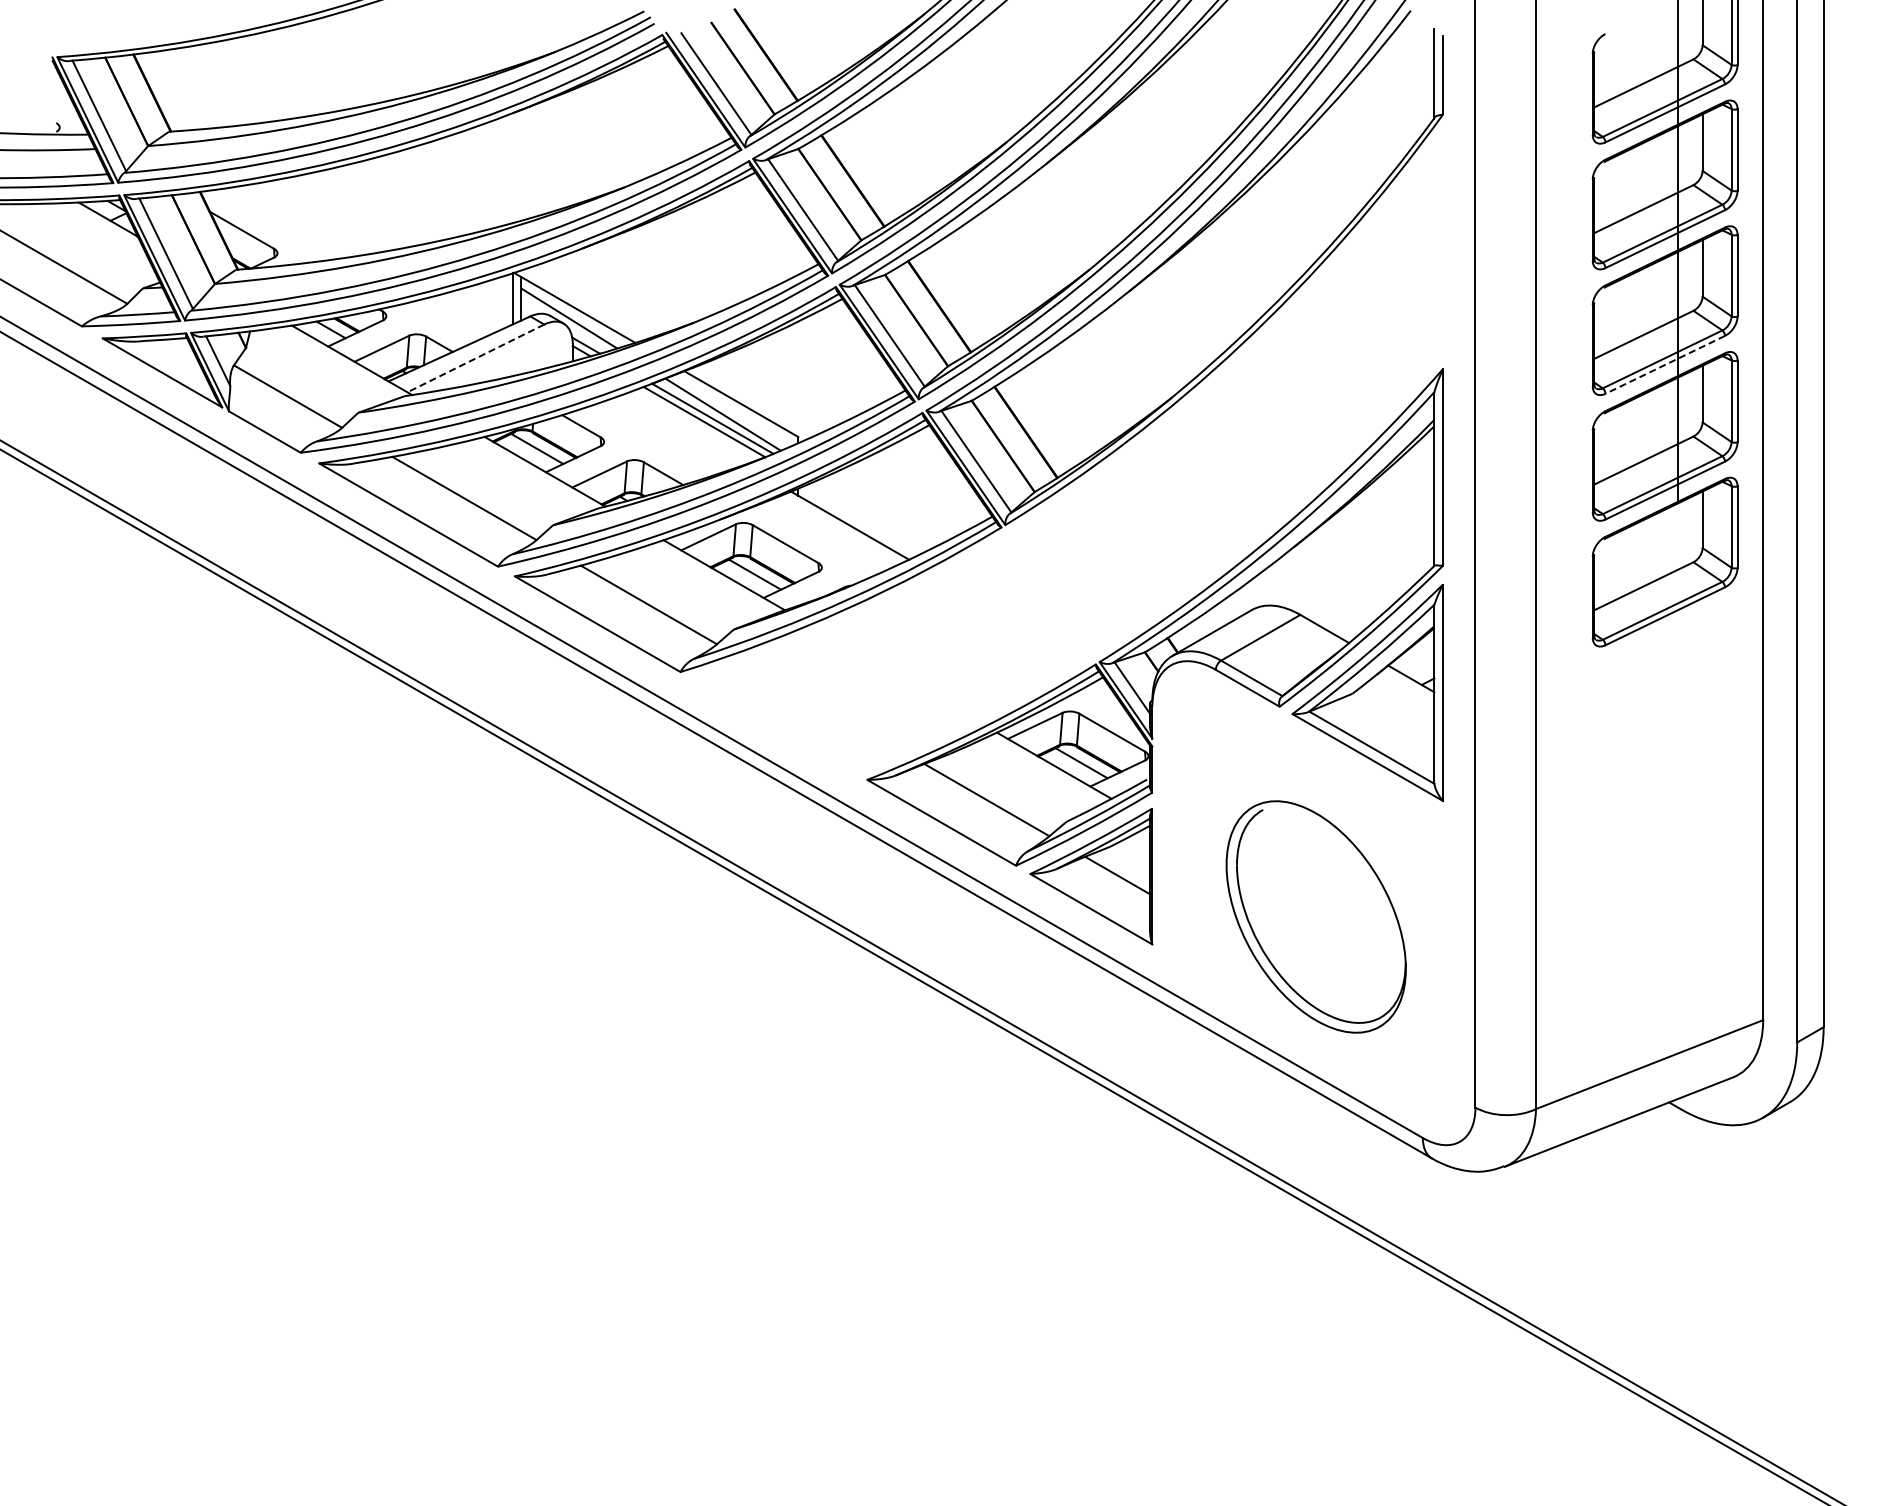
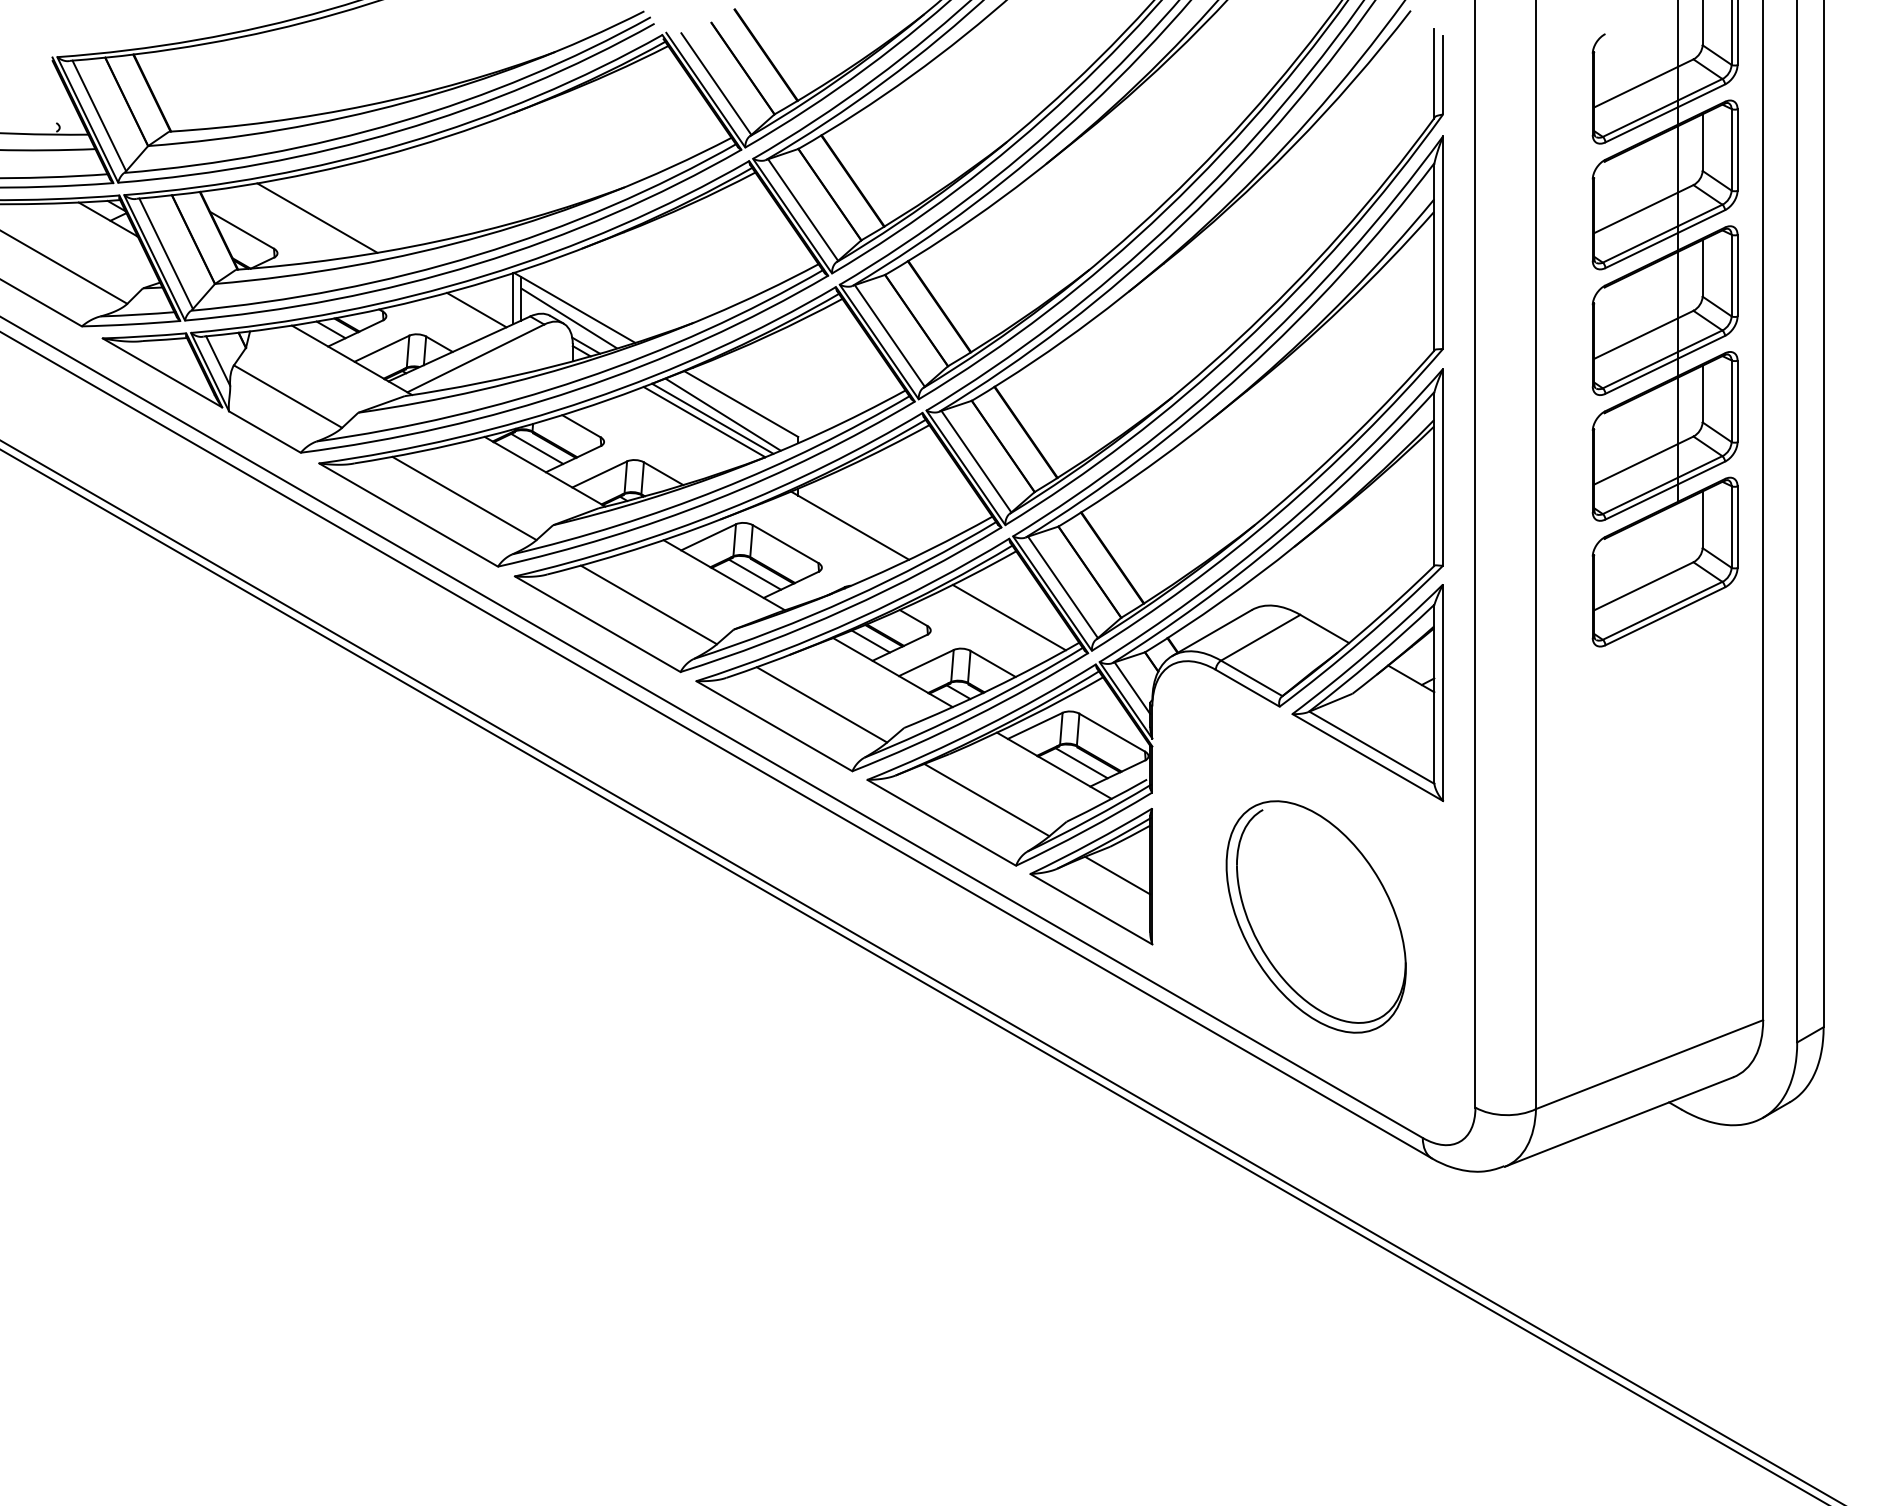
line: none -> present (317, 217)
line: none -> present (476, 309)
line: dashed -> solid (475, 358)
line: dashed -> solid (1664, 365)
part: none -> present (1092, 482)
